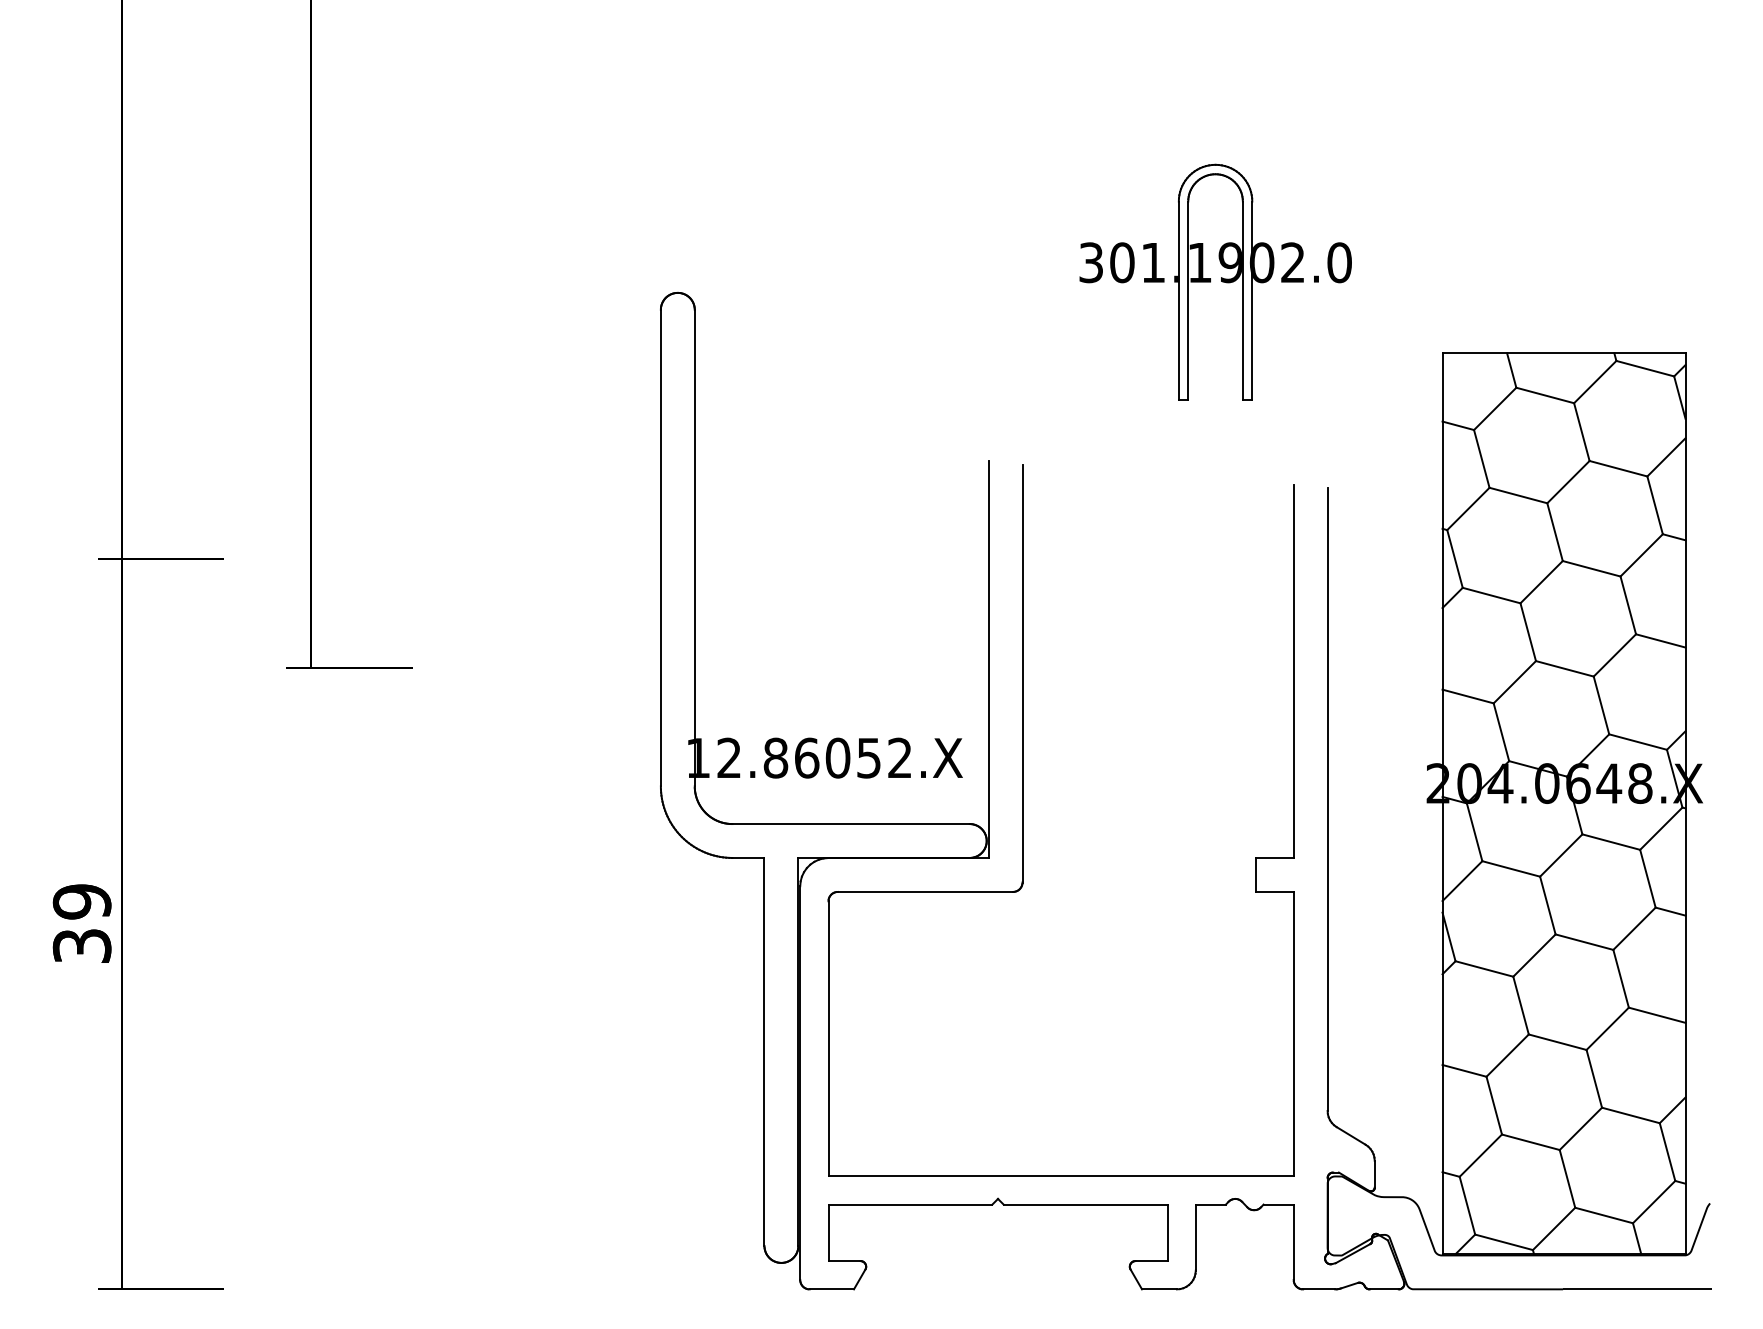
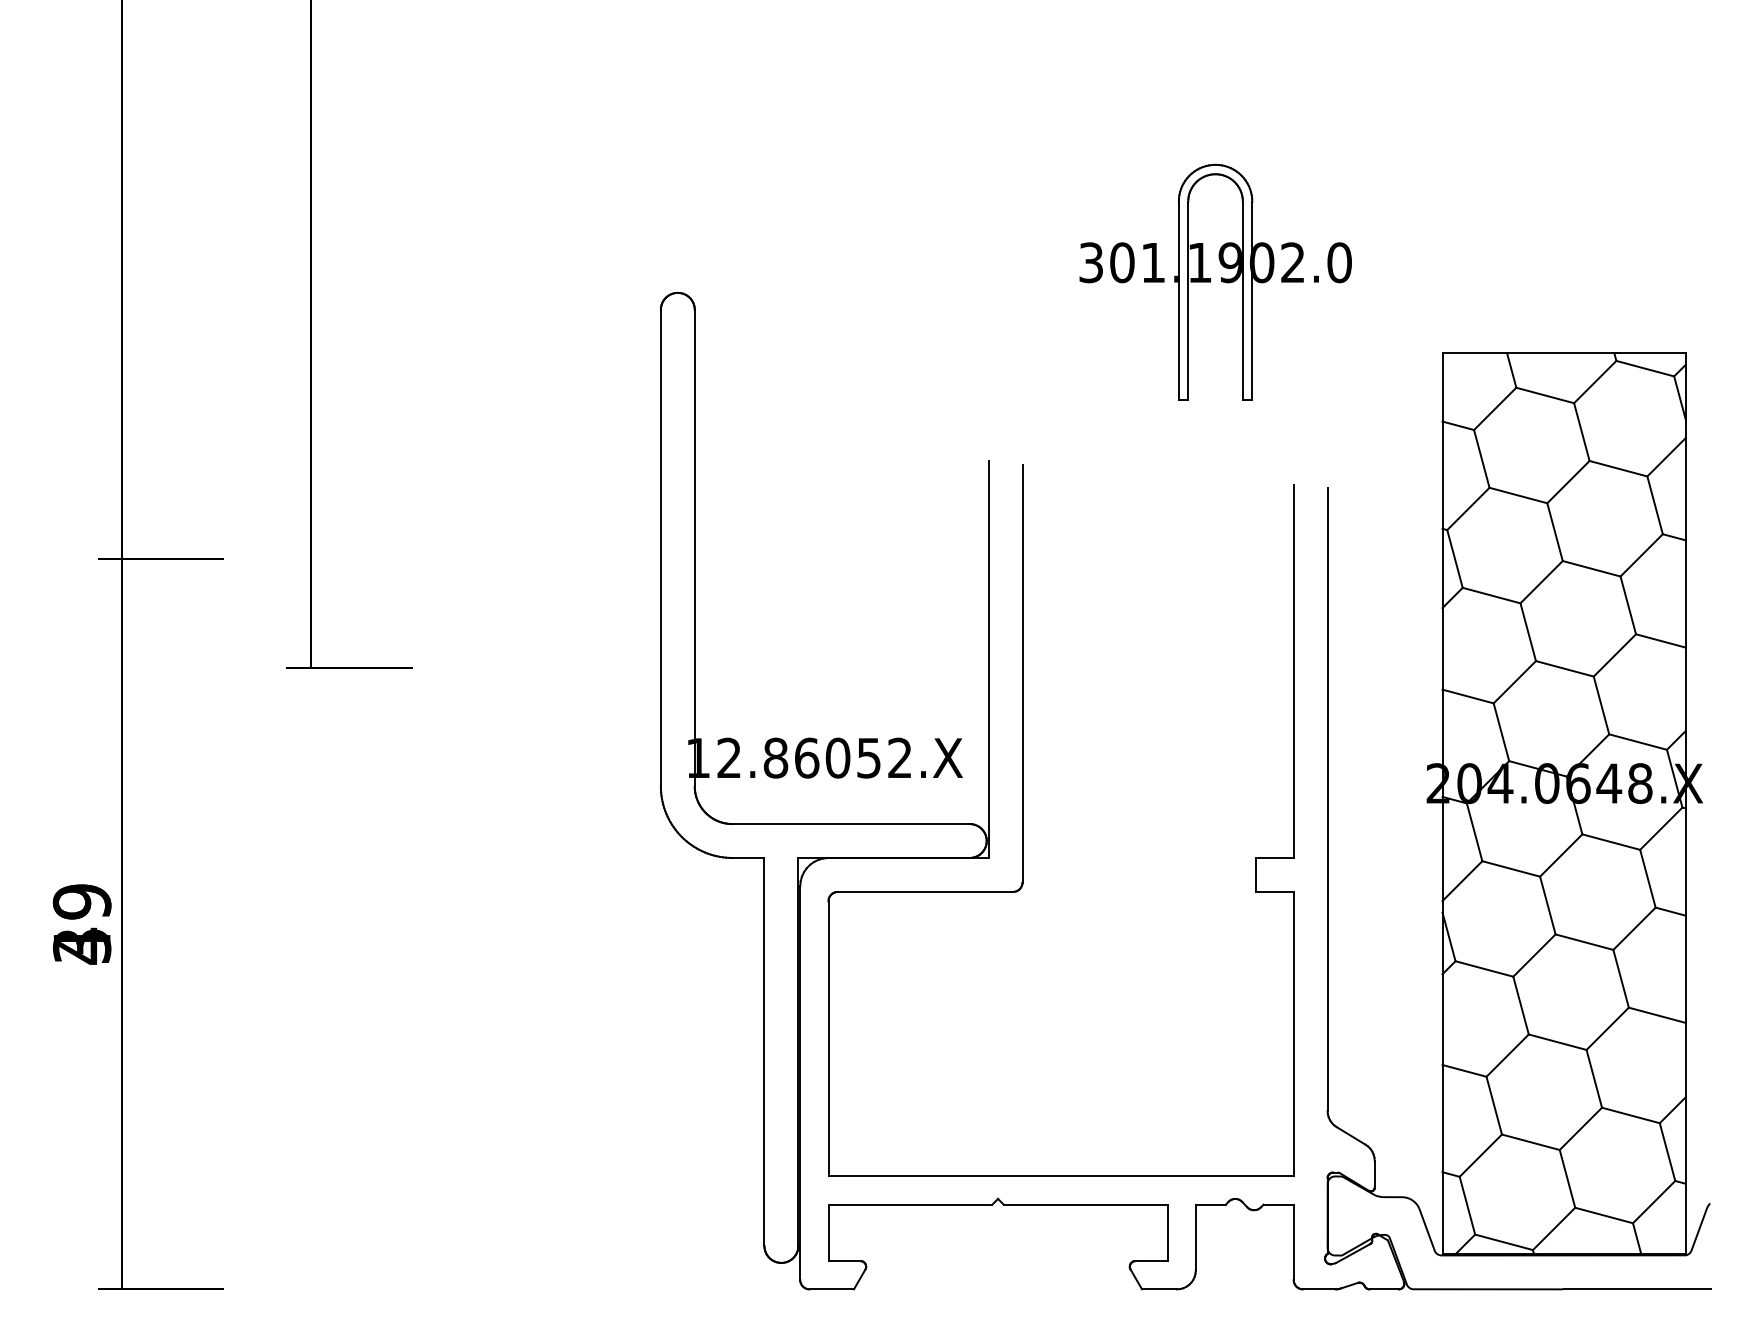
text: 39 -> 49 (82, 945)
